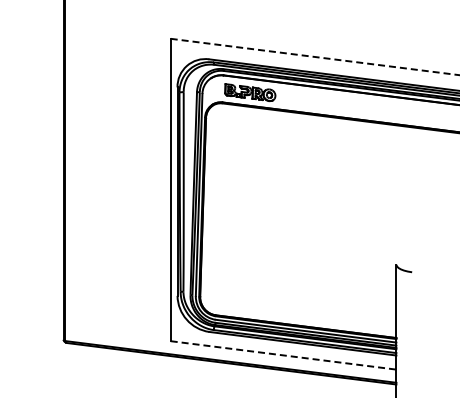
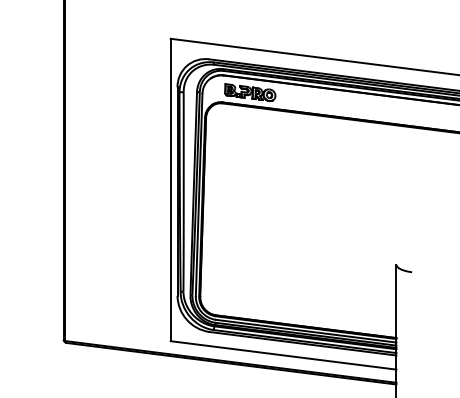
line: dashed -> solid (315, 57)
line: dashed -> solid (283, 355)
